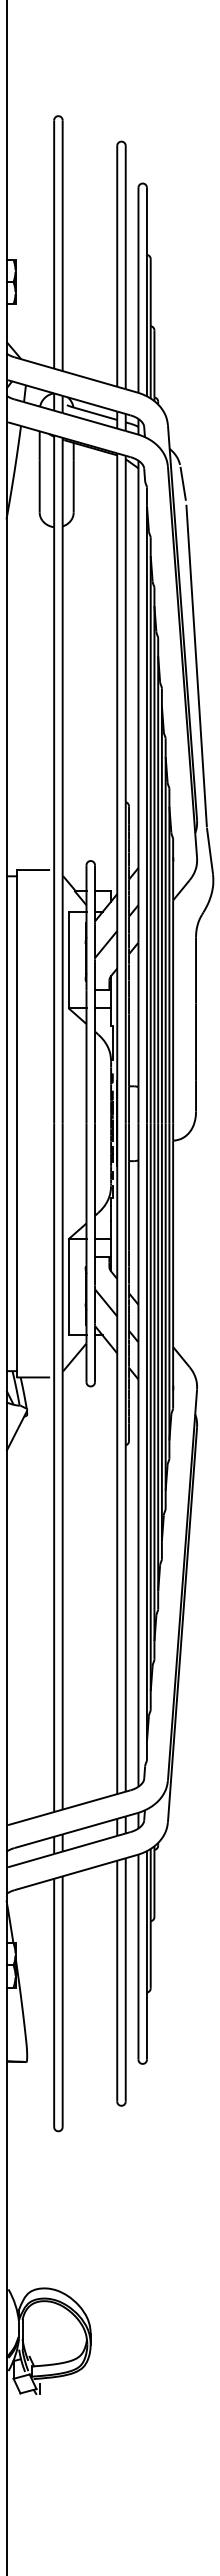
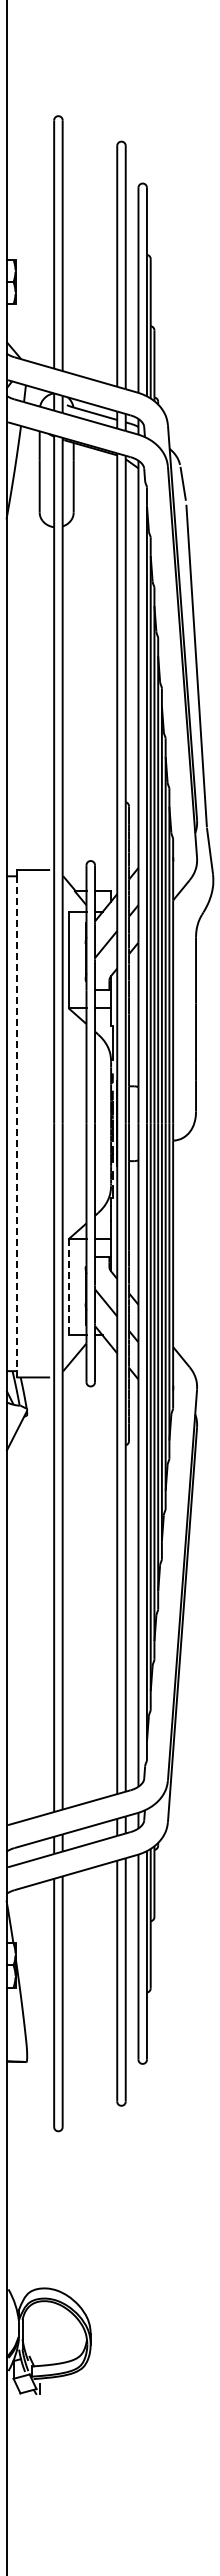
line: solid -> dashed (16, 1124)
line: solid -> dashed (68, 1287)
